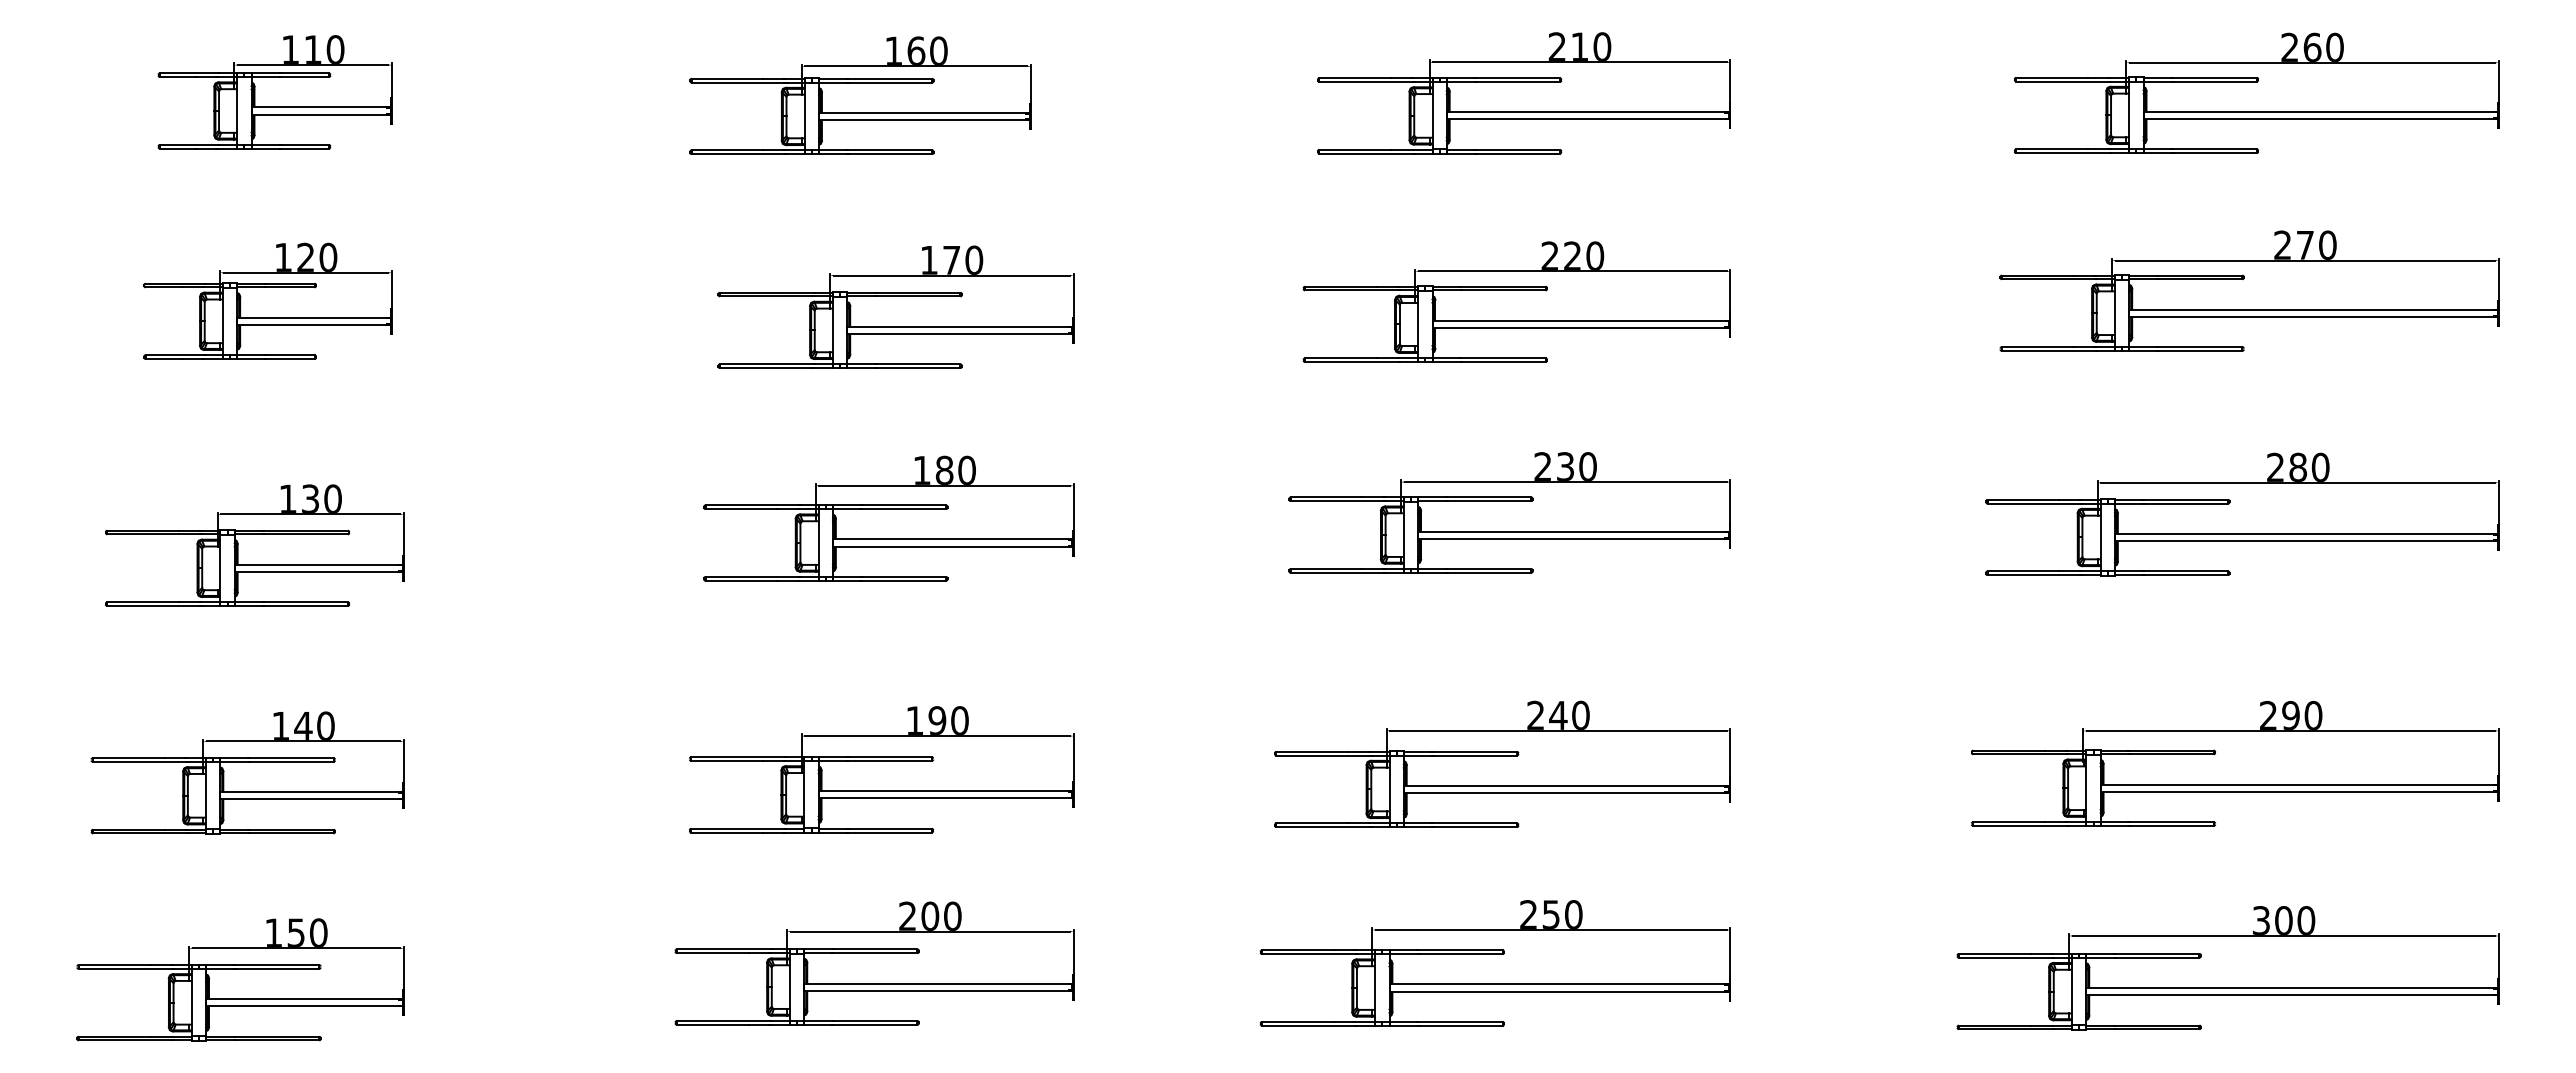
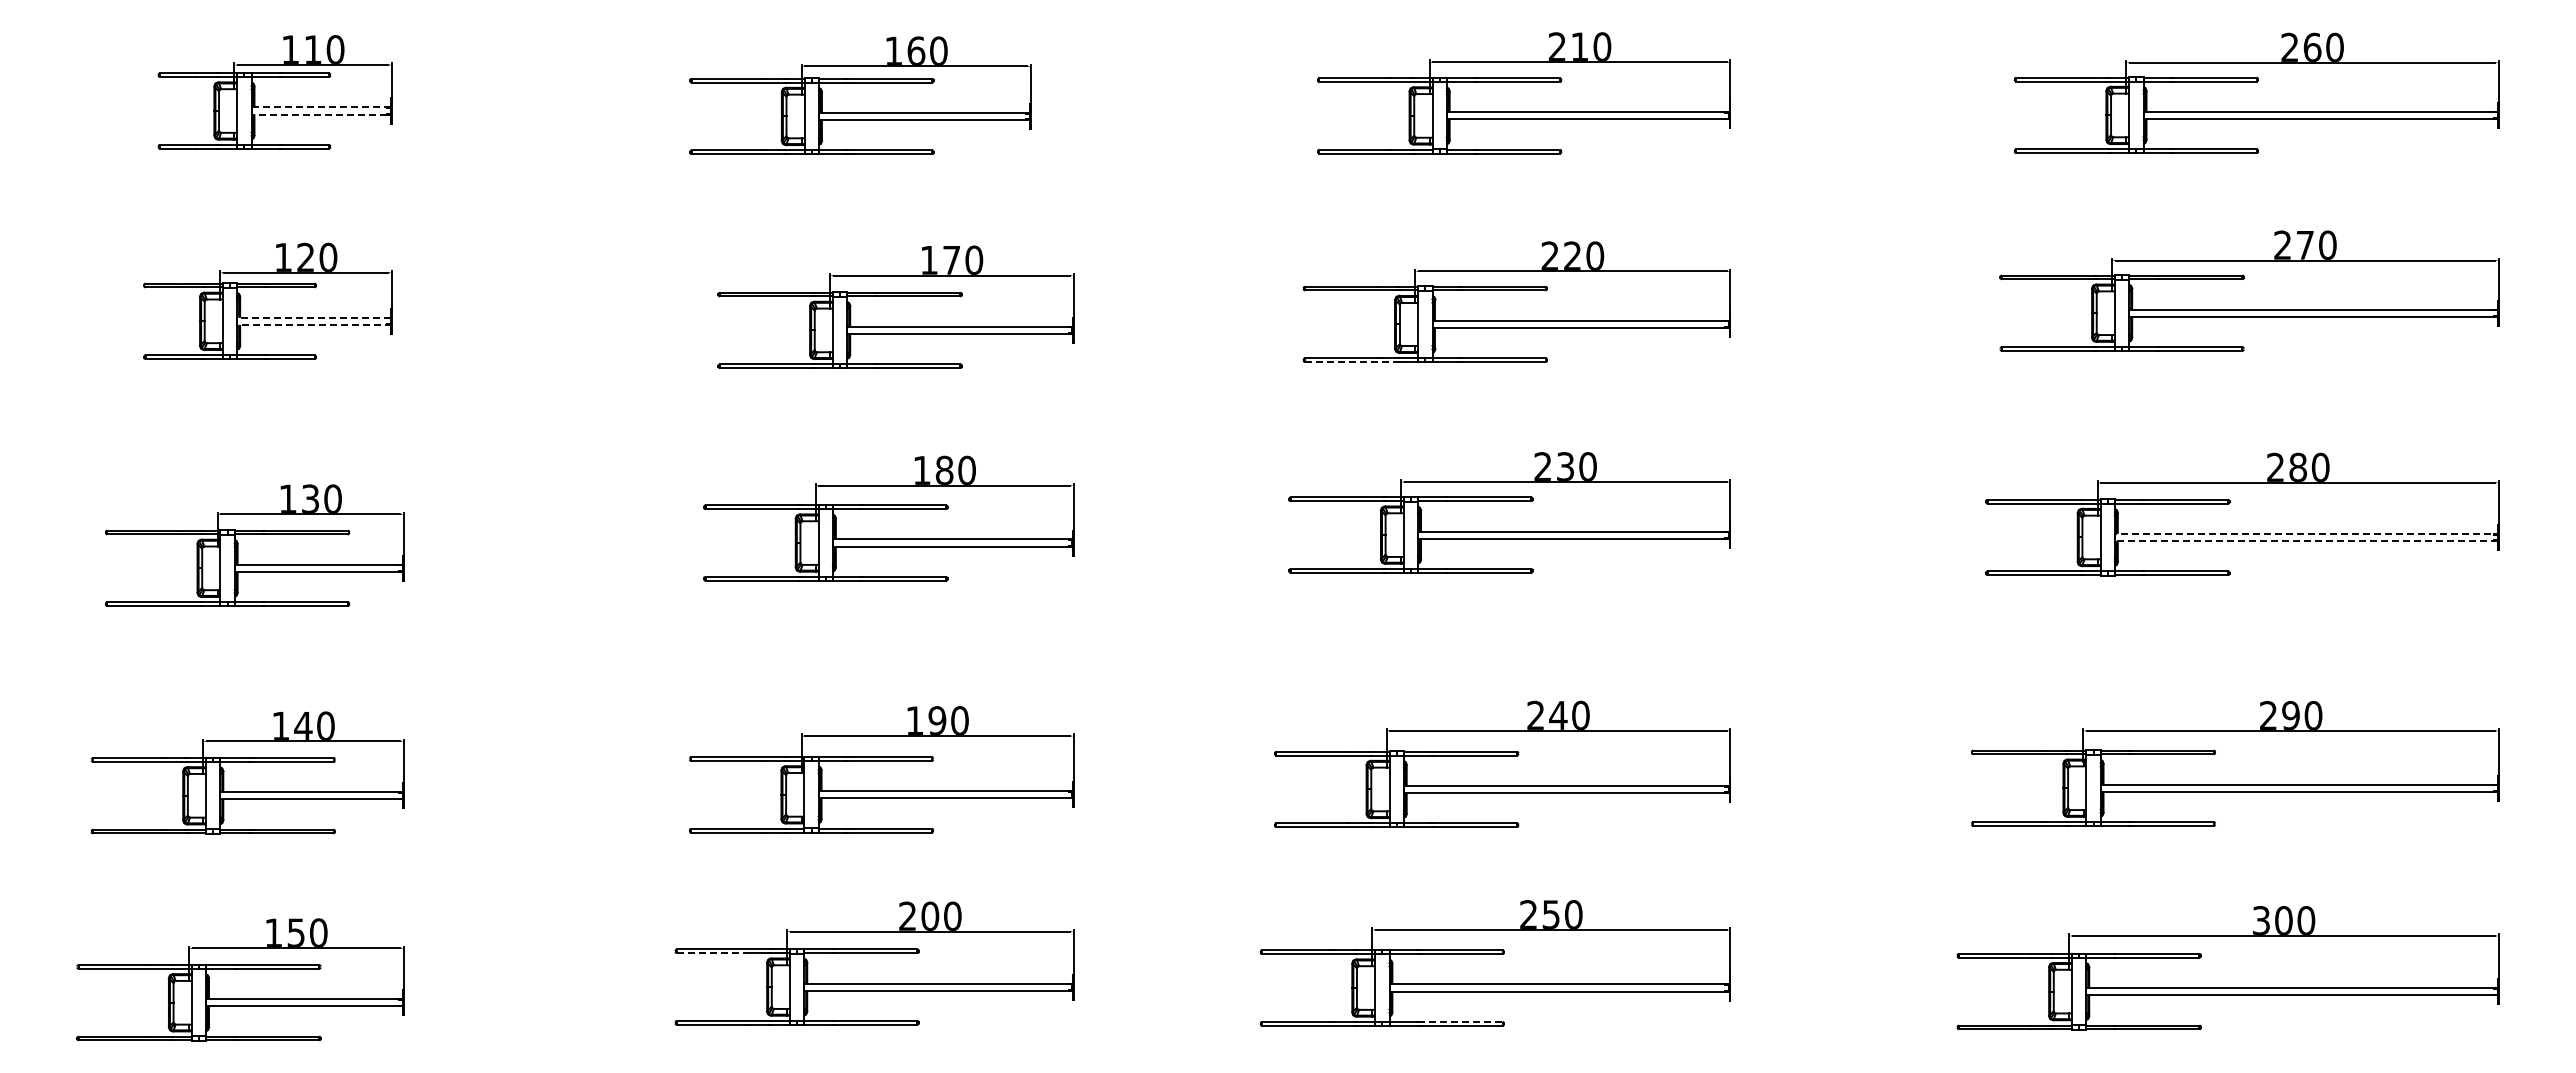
line: solid -> dashed (251, 111)
line: solid -> dashed (237, 321)
line: solid -> dashed (1351, 362)
line: solid -> dashed (2114, 537)
line: solid -> dashed (712, 953)
line: solid -> dashed (1461, 1021)
